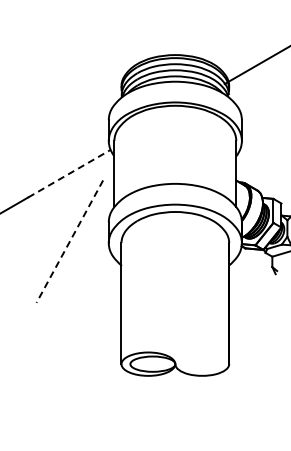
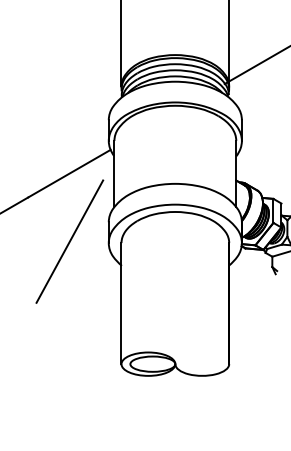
line: none -> present (121, 44)
line: none -> present (229, 44)
line: dashed -> solid (69, 173)
line: dashed -> solid (69, 241)
